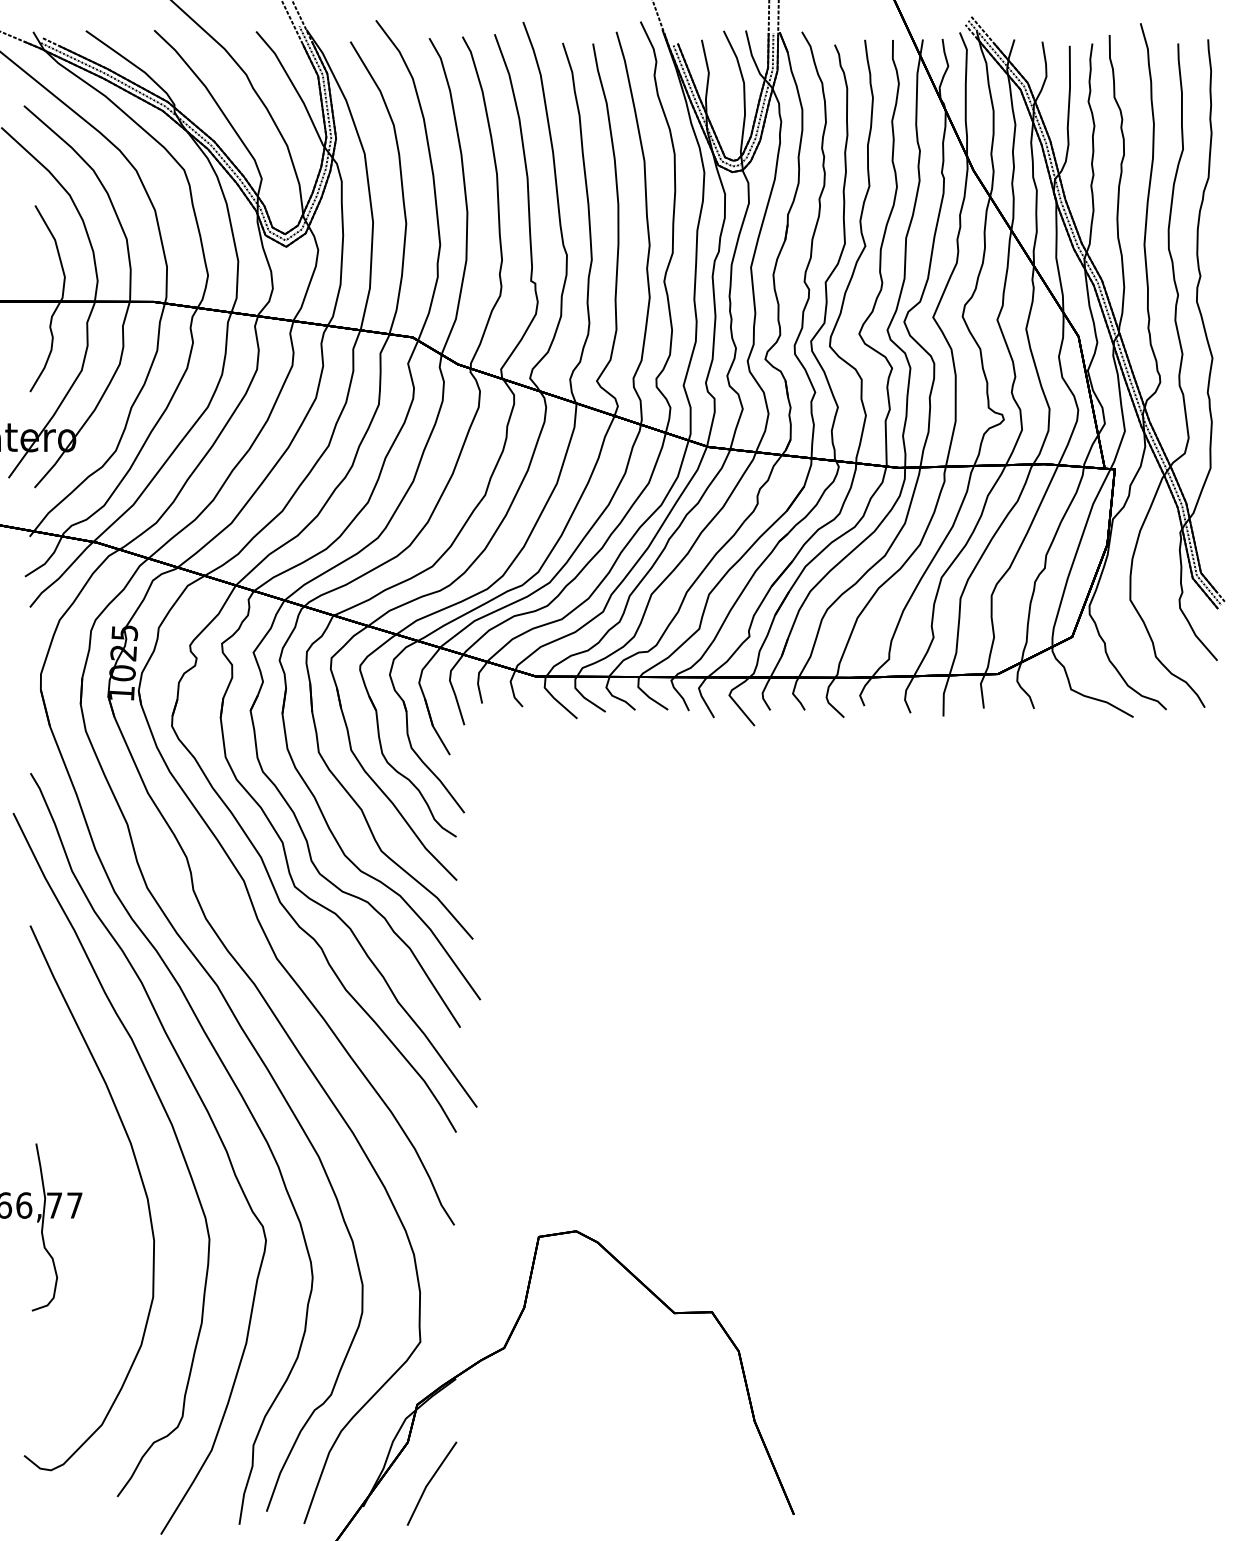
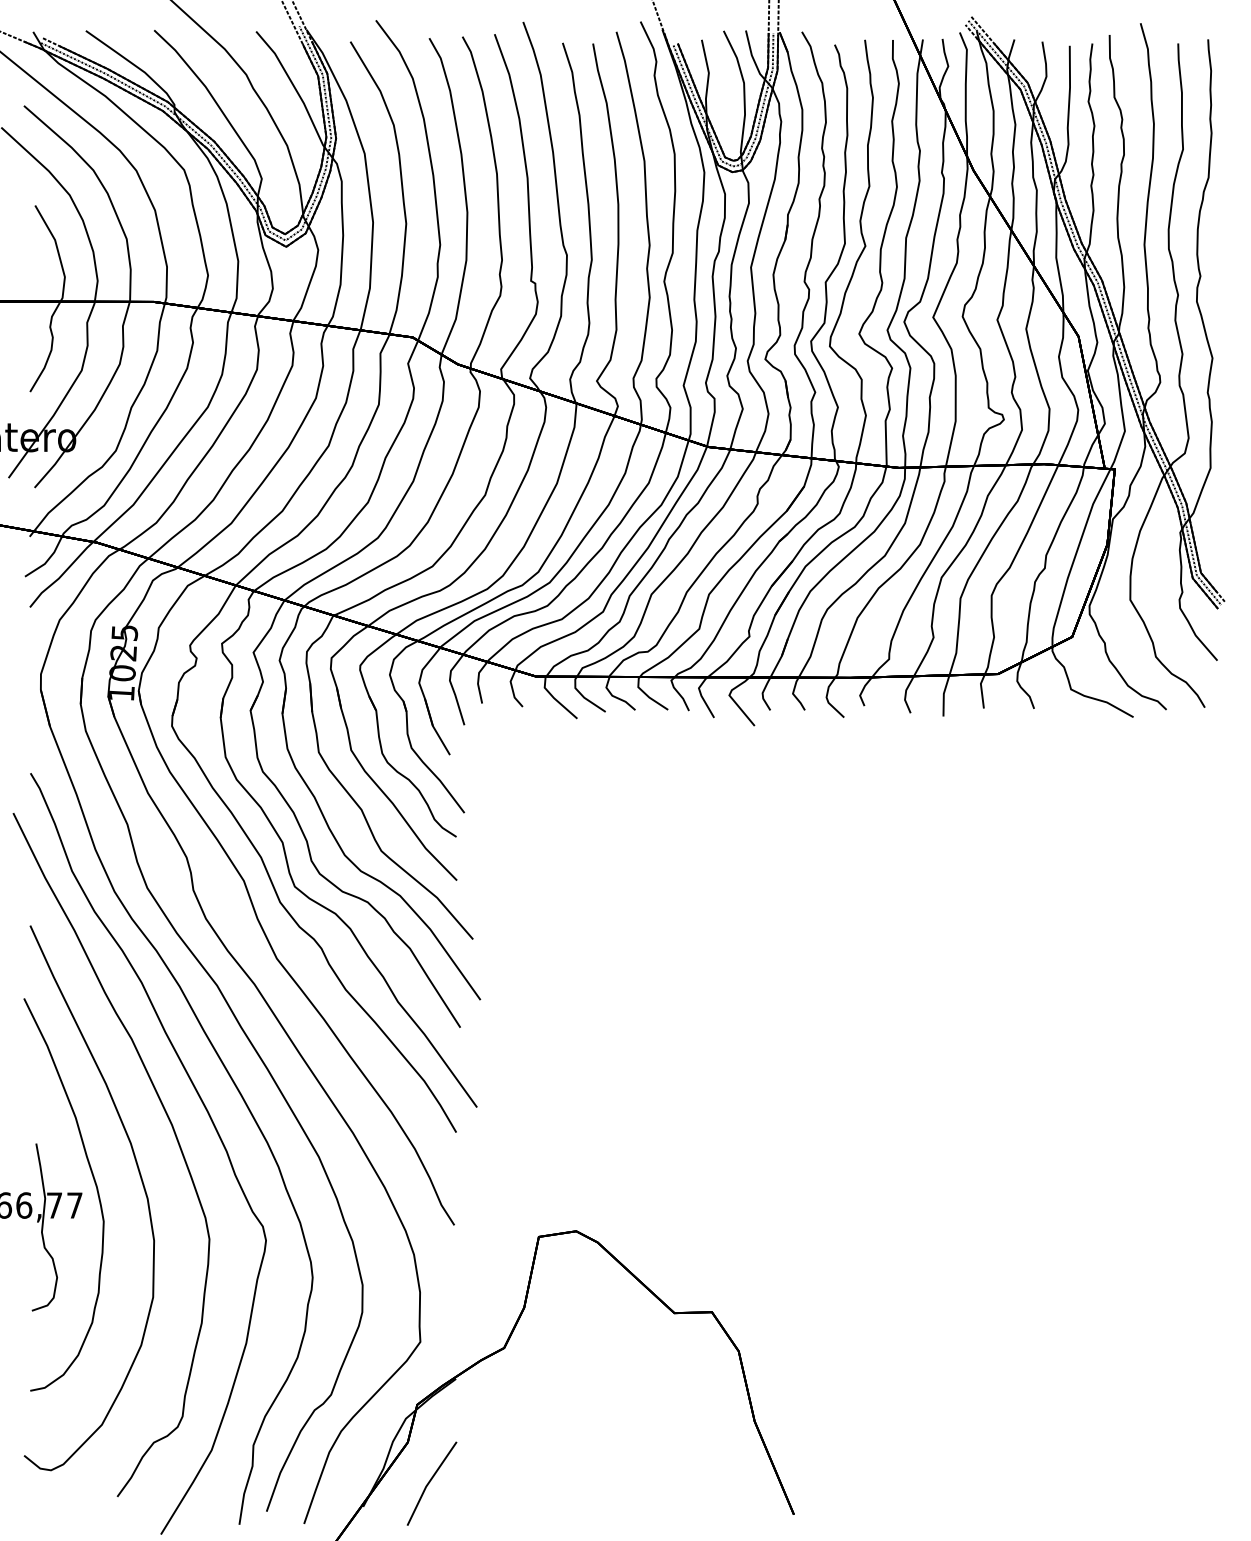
part: none -> present (94, 1183)
